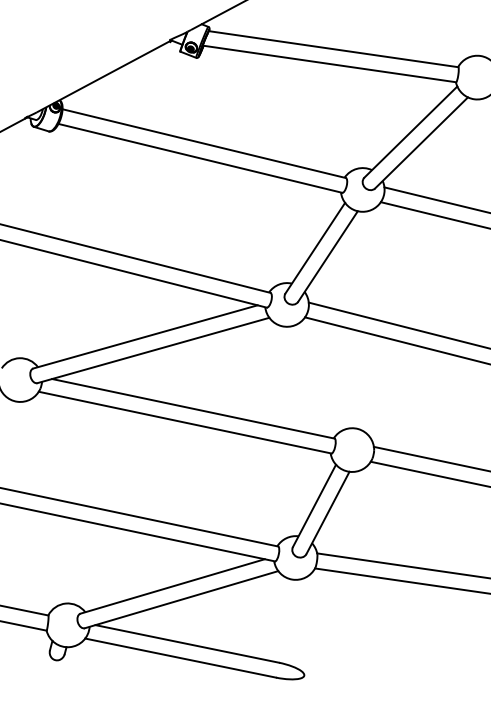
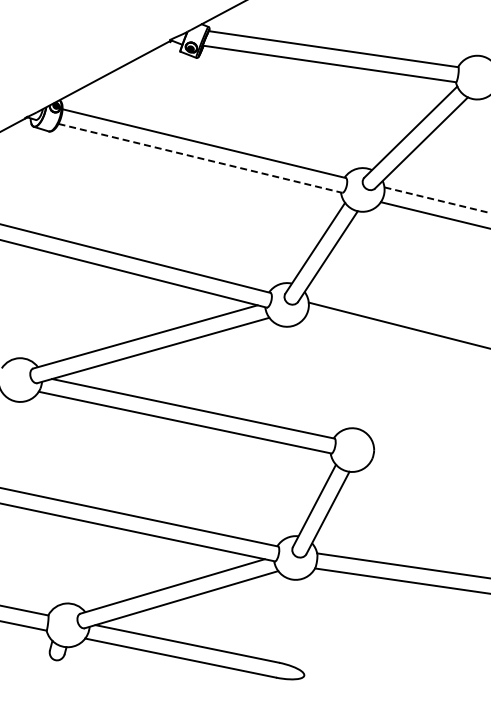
line: solid -> dashed (200, 158)
line: solid -> dashed (437, 200)
line: present -> none (396, 340)
line: present -> none (430, 458)
line: present -> none (428, 473)
